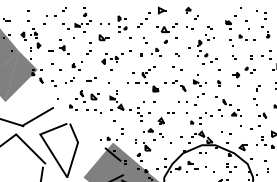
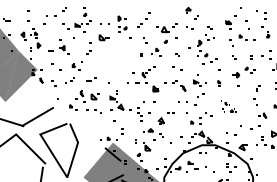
part: present -> none (162, 10)
part: present -> none (116, 60)
part size: 27x21 px -> 16x13 px (228, 106)
part position: (226, 132) -> (231, 133) (231, 133)
part: present -> none (266, 166)
